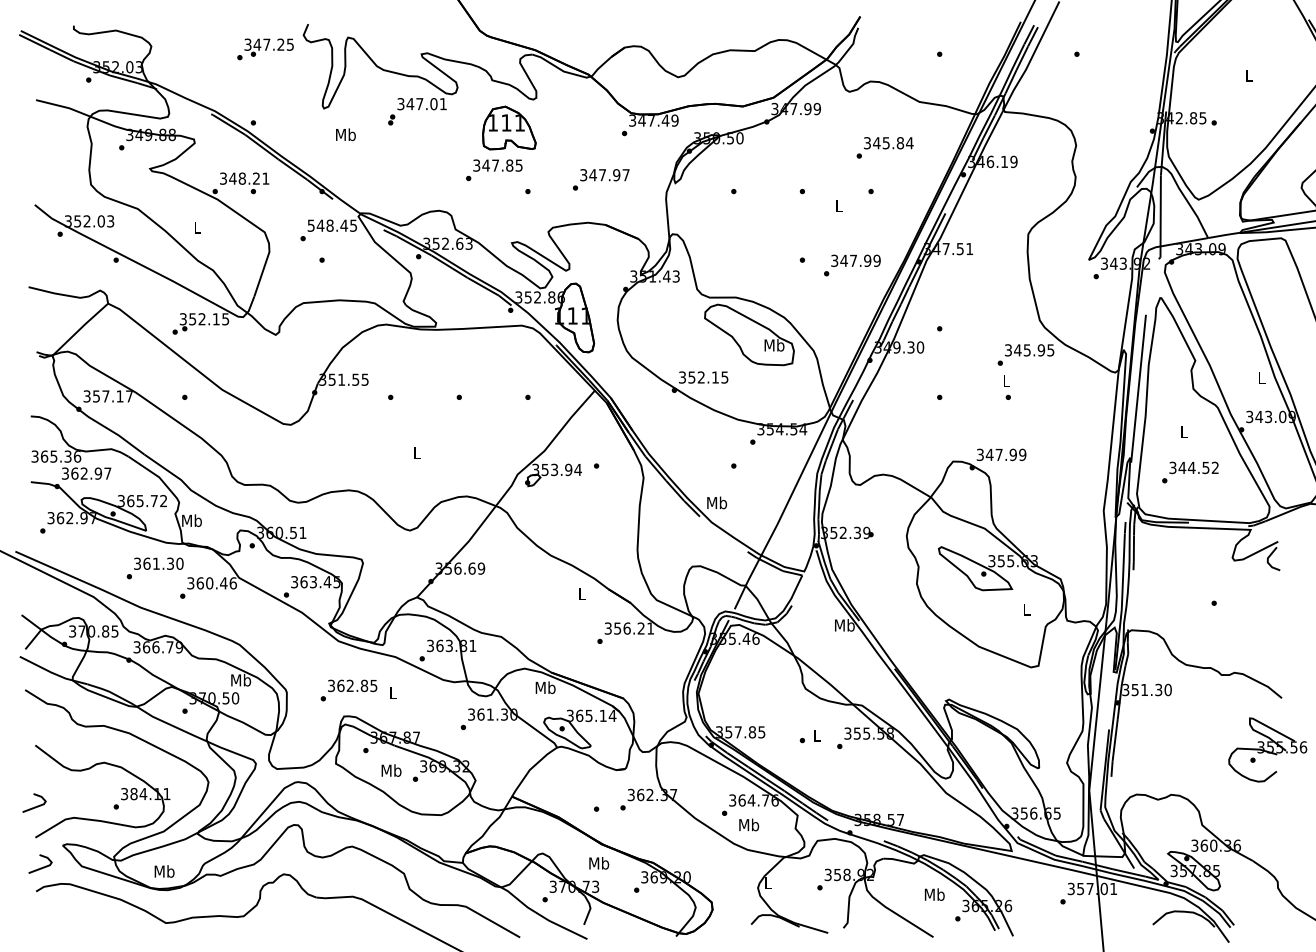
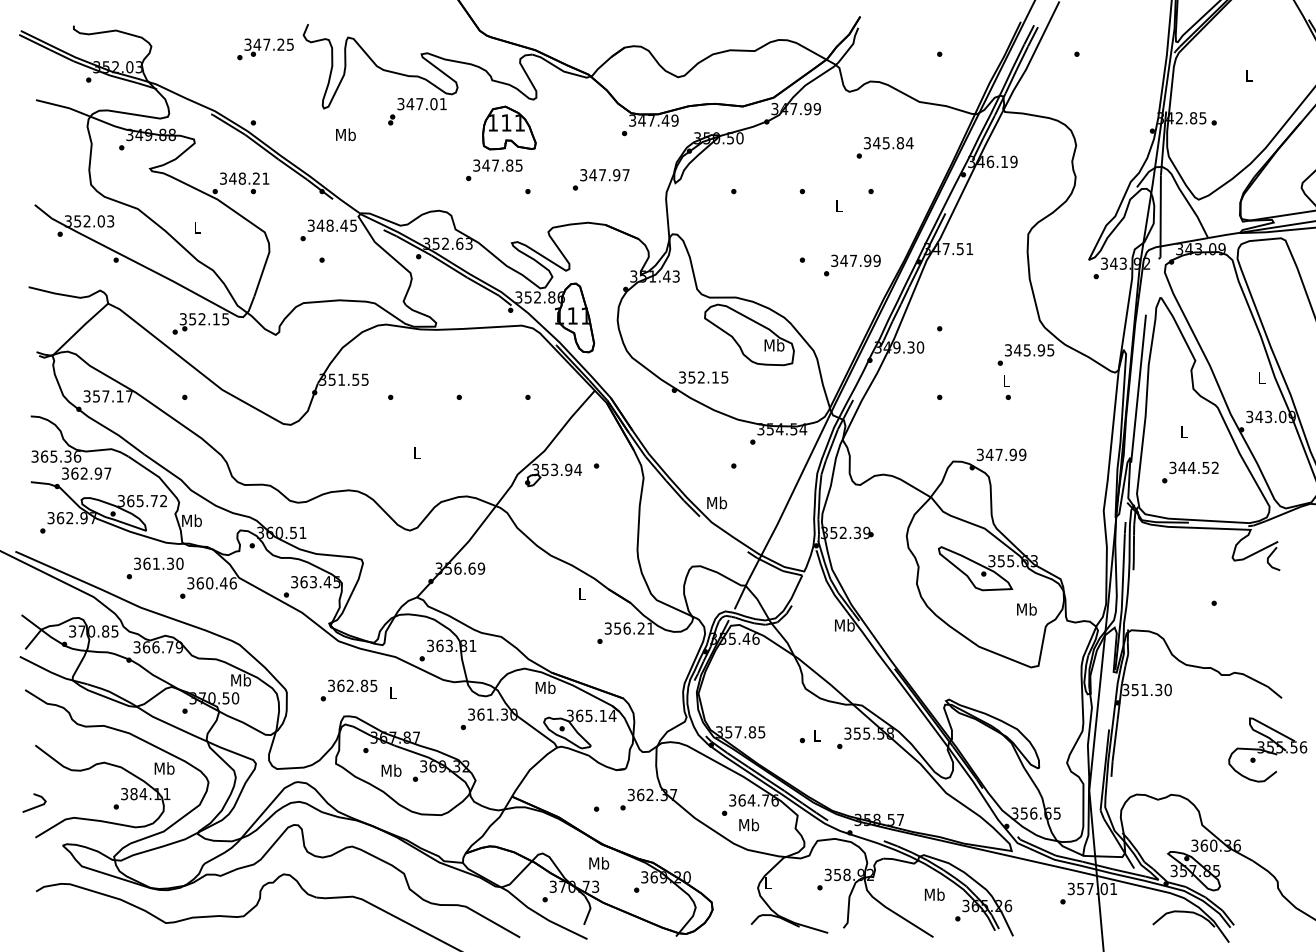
text: 548.45 -> 348.45 (311, 224)
text: L -> Mb (1026, 609)
line: present -> none (40, 867)
text position: (164, 871) -> (164, 768) (164, 768)
